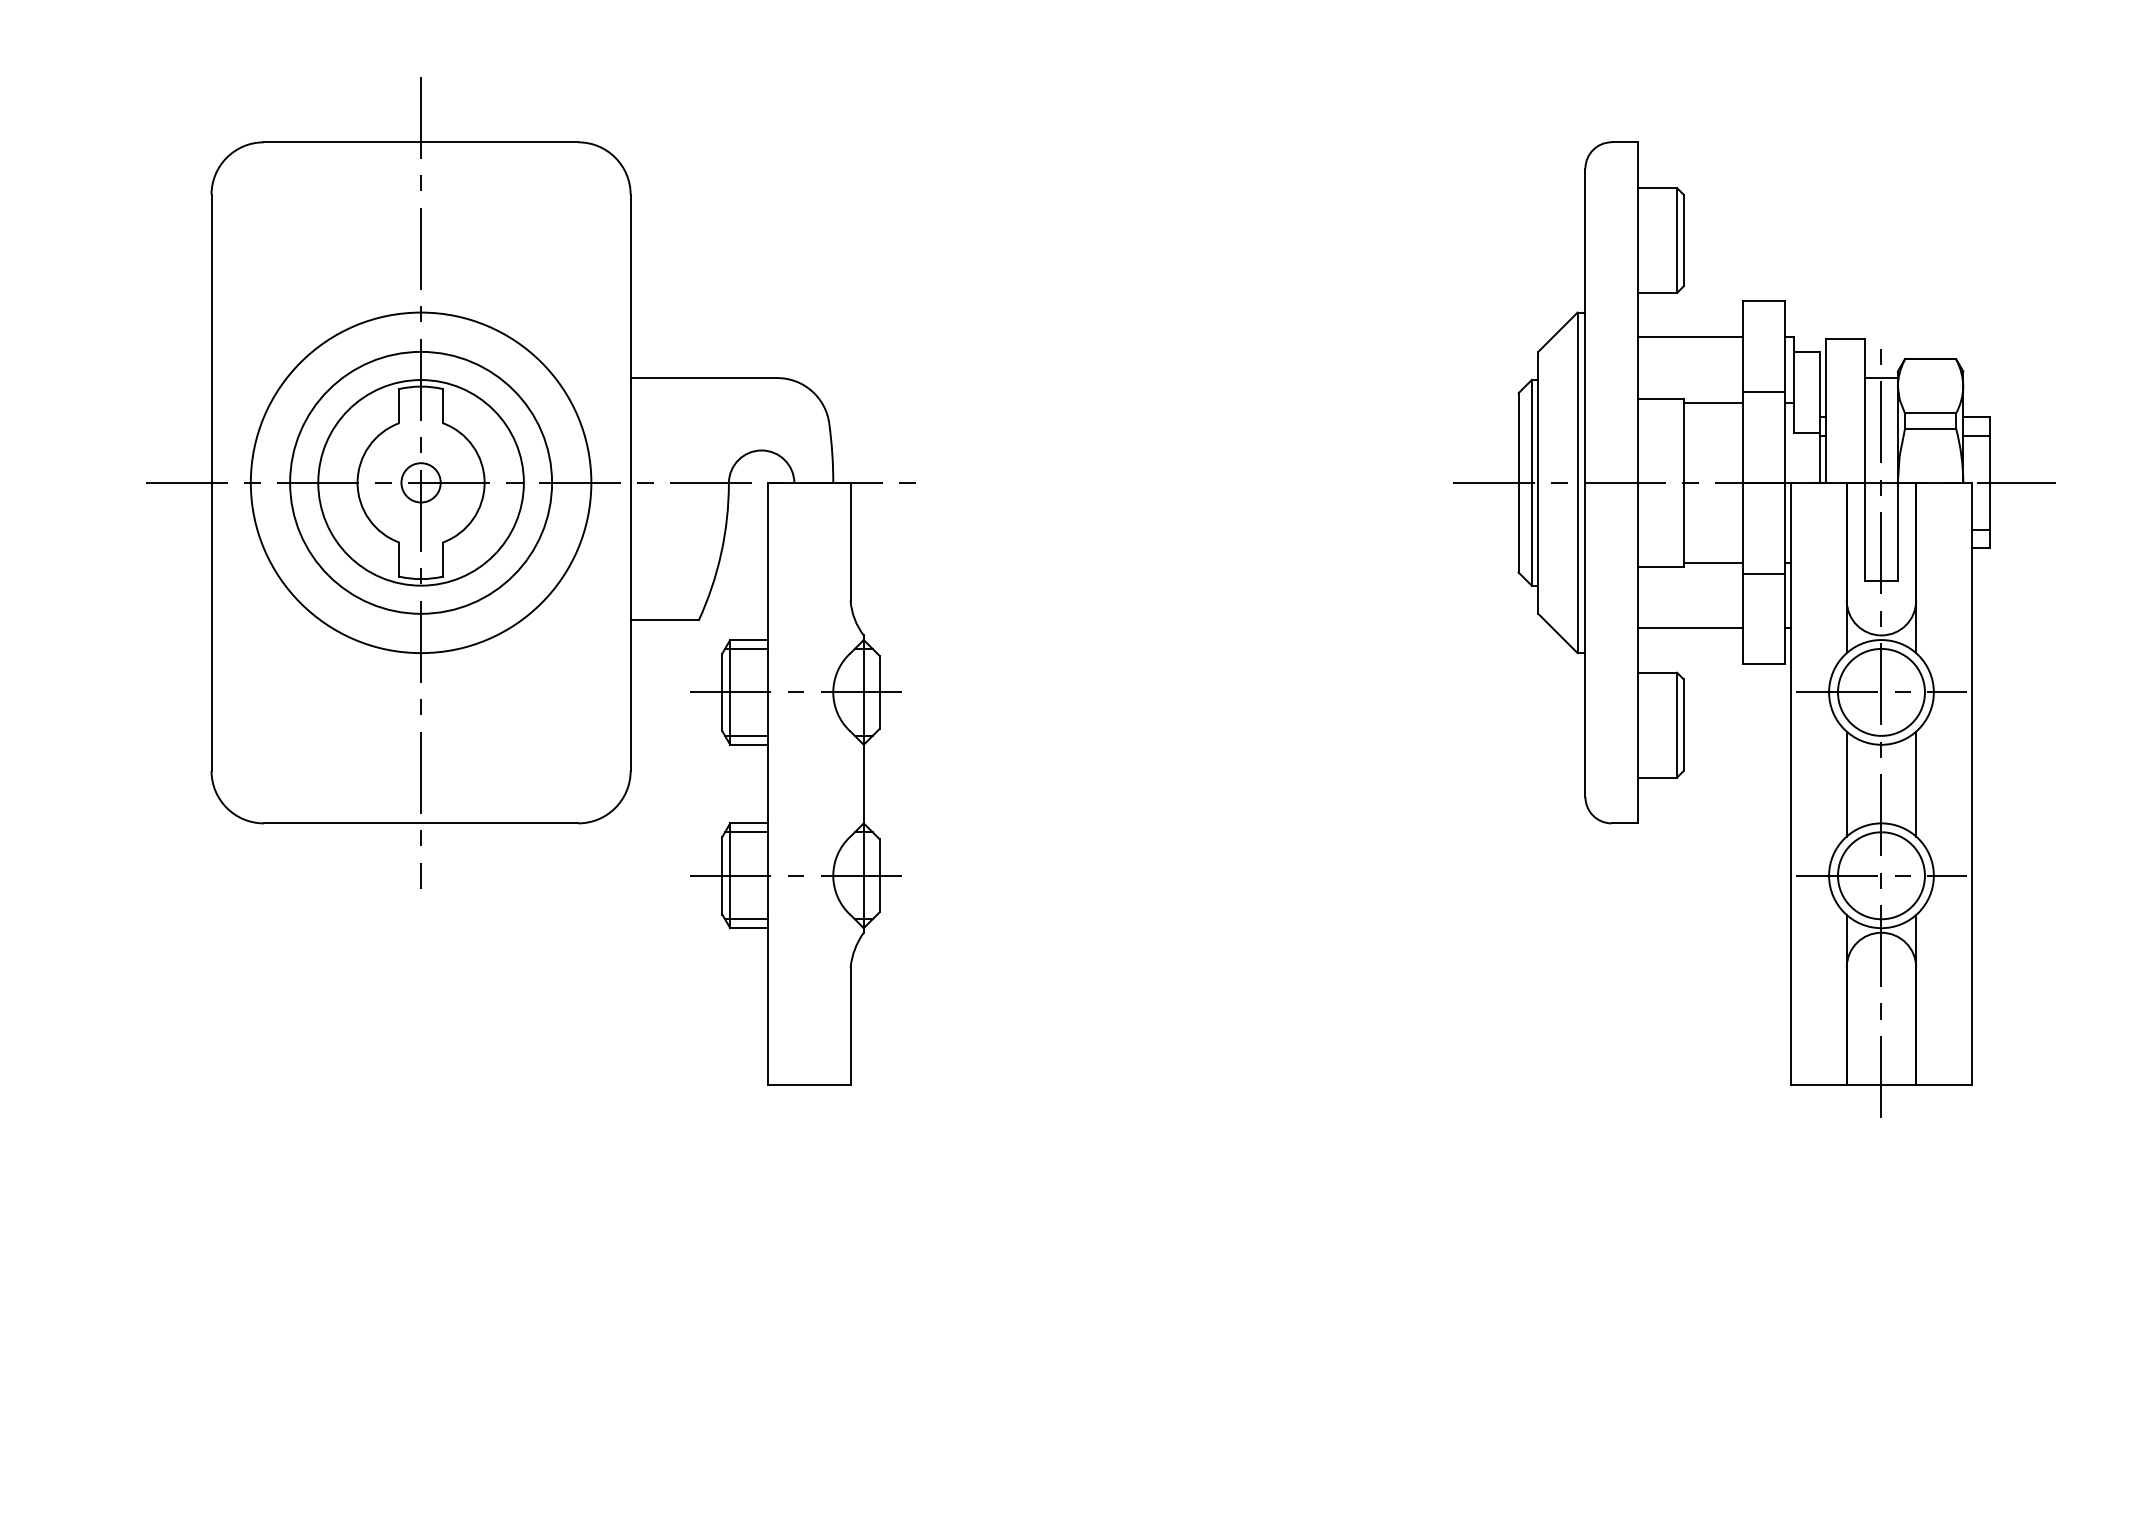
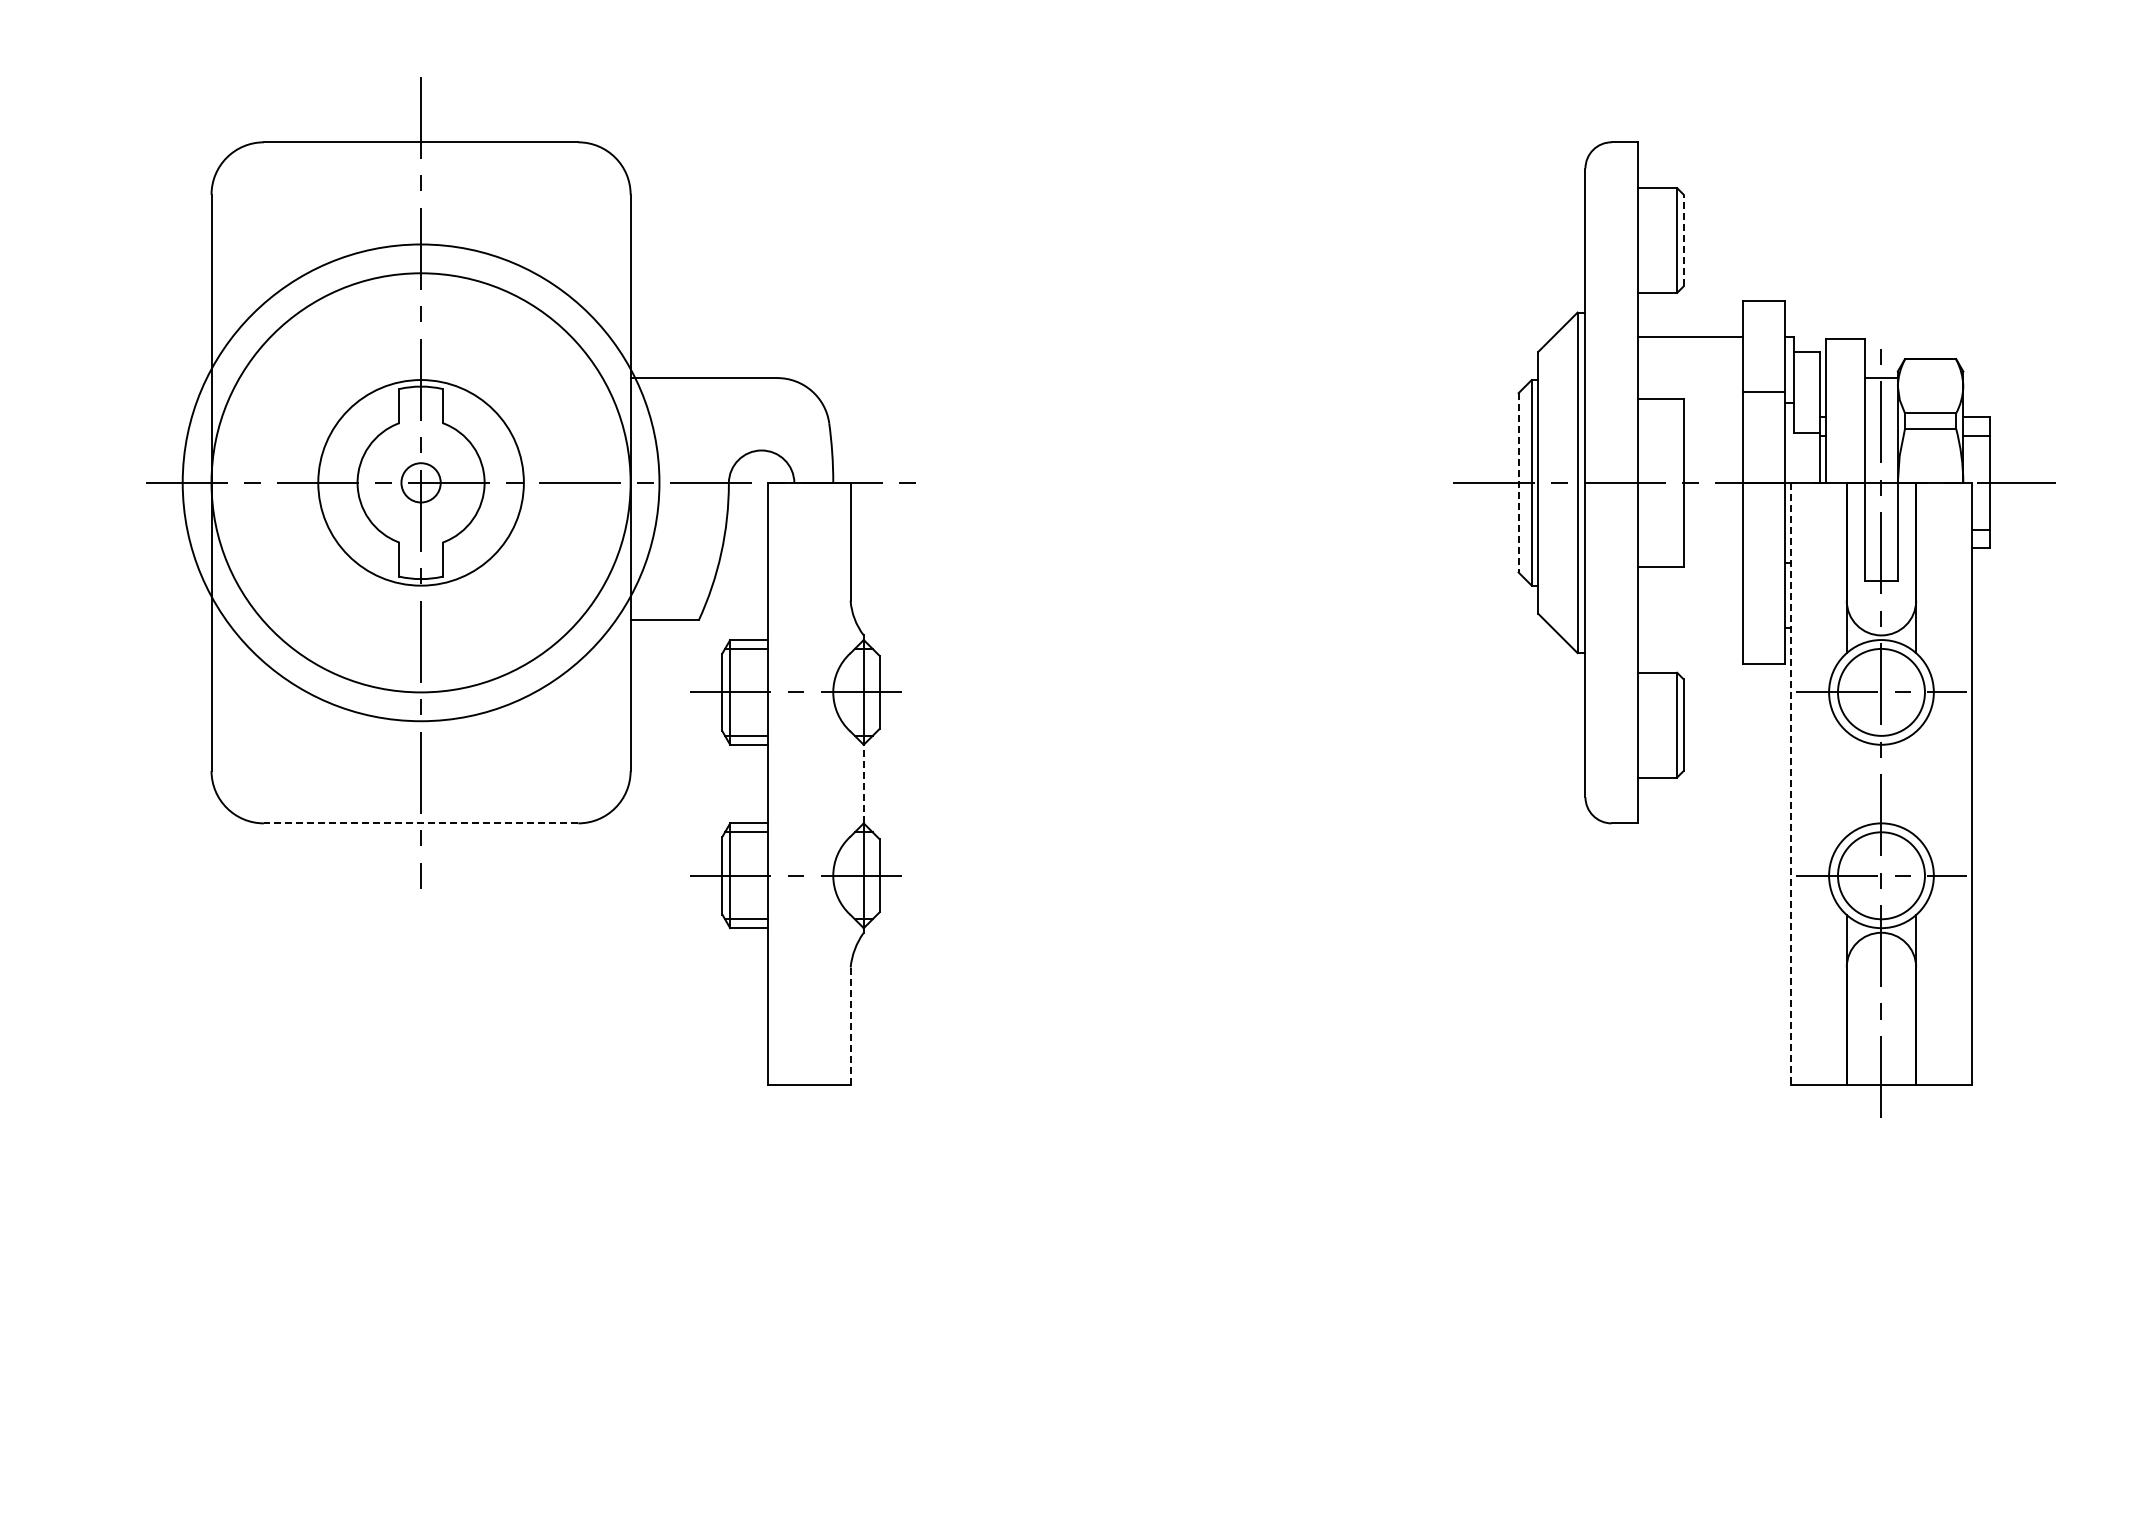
line: solid -> dashed (1683, 240)
line: present -> none (1712, 402)
circle diameter: 341 px -> 477 px (420, 482)
circle diameter: 262 px -> 419 px (420, 482)
line: solid -> dashed (1518, 482)
line: present -> none (1712, 563)
line: present -> none (1763, 573)
line: present -> none (1689, 628)
line: solid -> dashed (863, 783)
line: present -> none (1846, 783)
line: present -> none (1916, 783)
line: solid -> dashed (1791, 784)
line: solid -> dashed (420, 823)
line: solid -> dashed (850, 1026)
